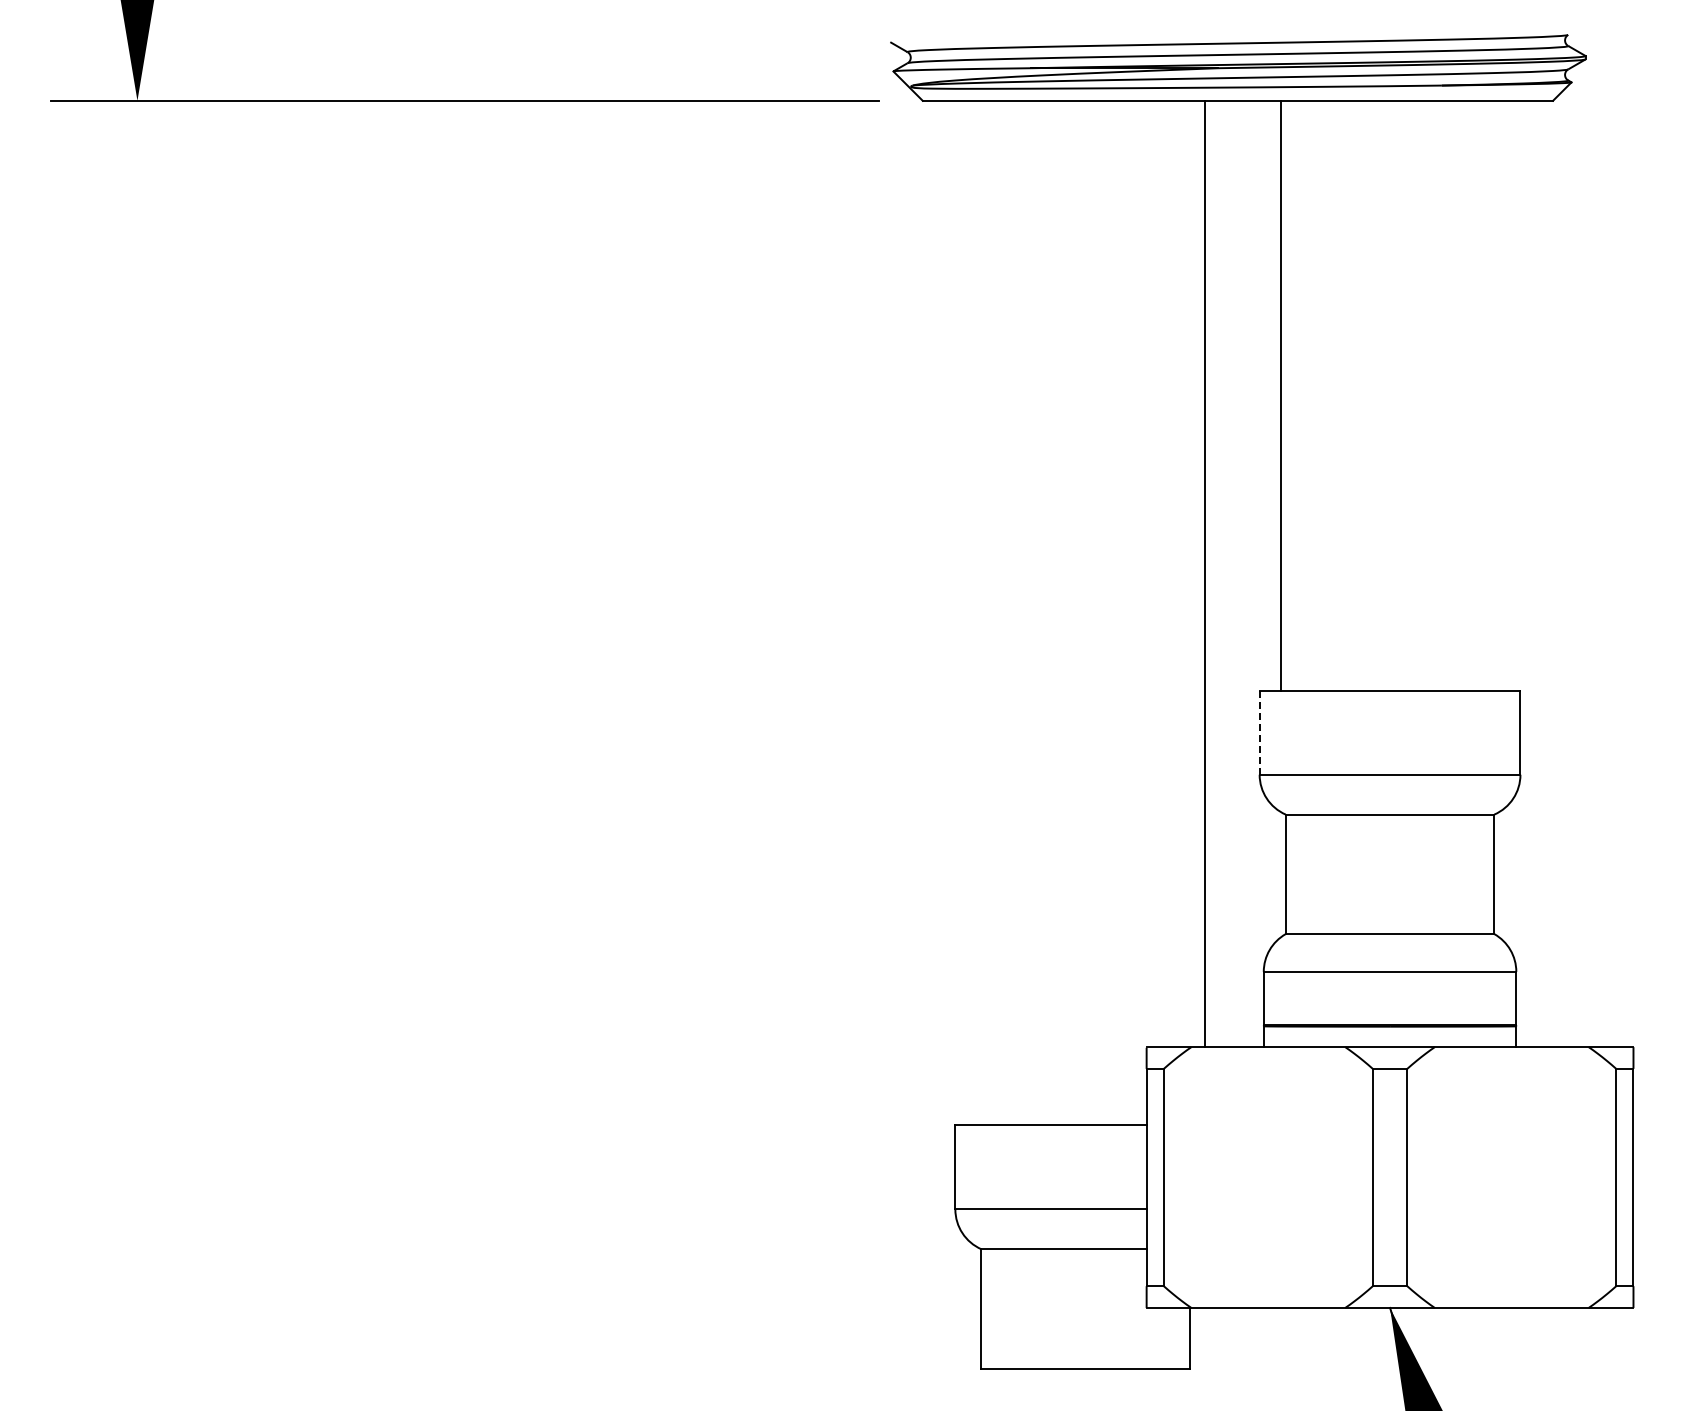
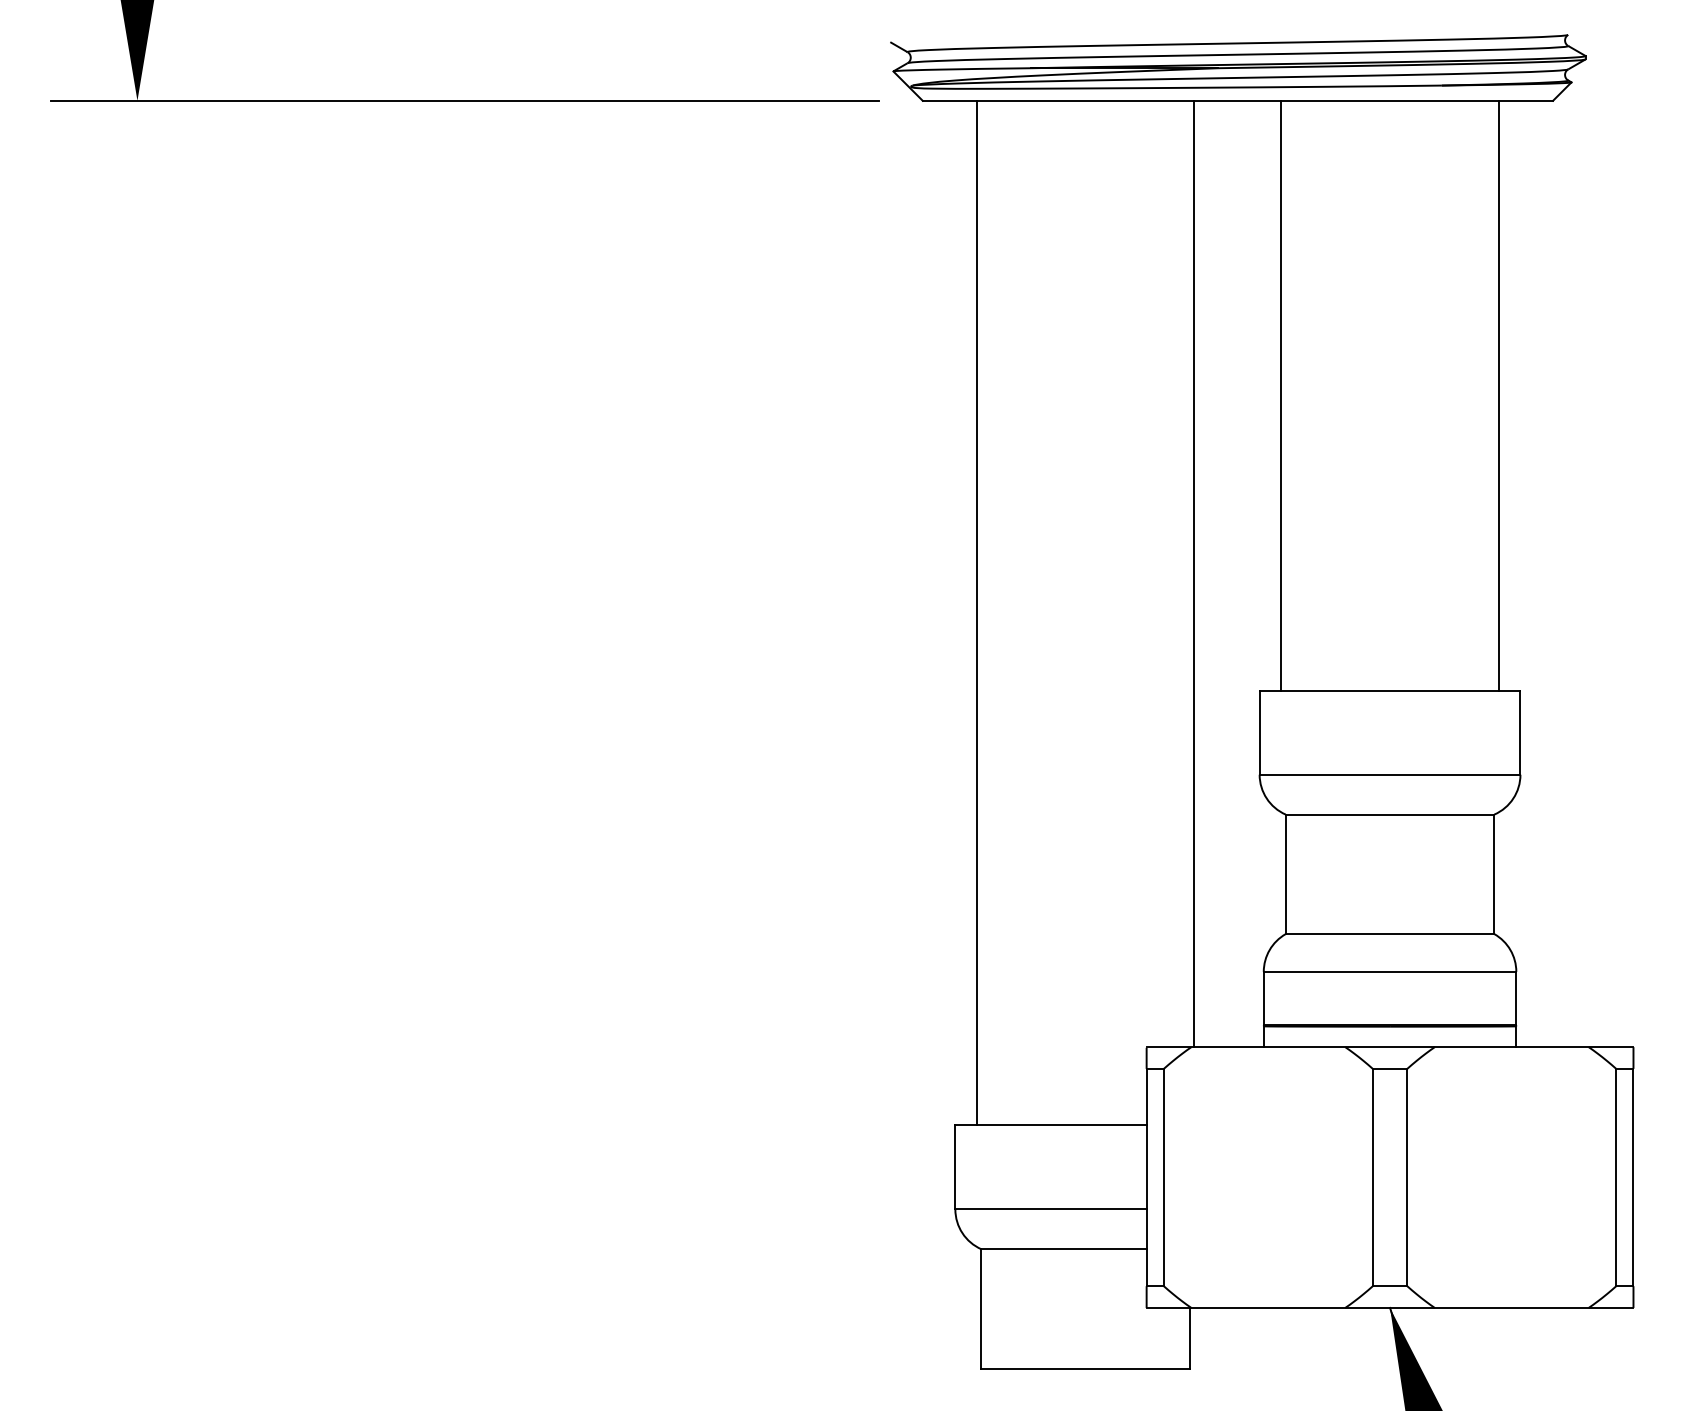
line: none -> present (1498, 395)
line position: (1205, 573) -> (1194, 573) (1194, 573)
line: none -> present (977, 612)
line: dashed -> solid (1259, 732)
